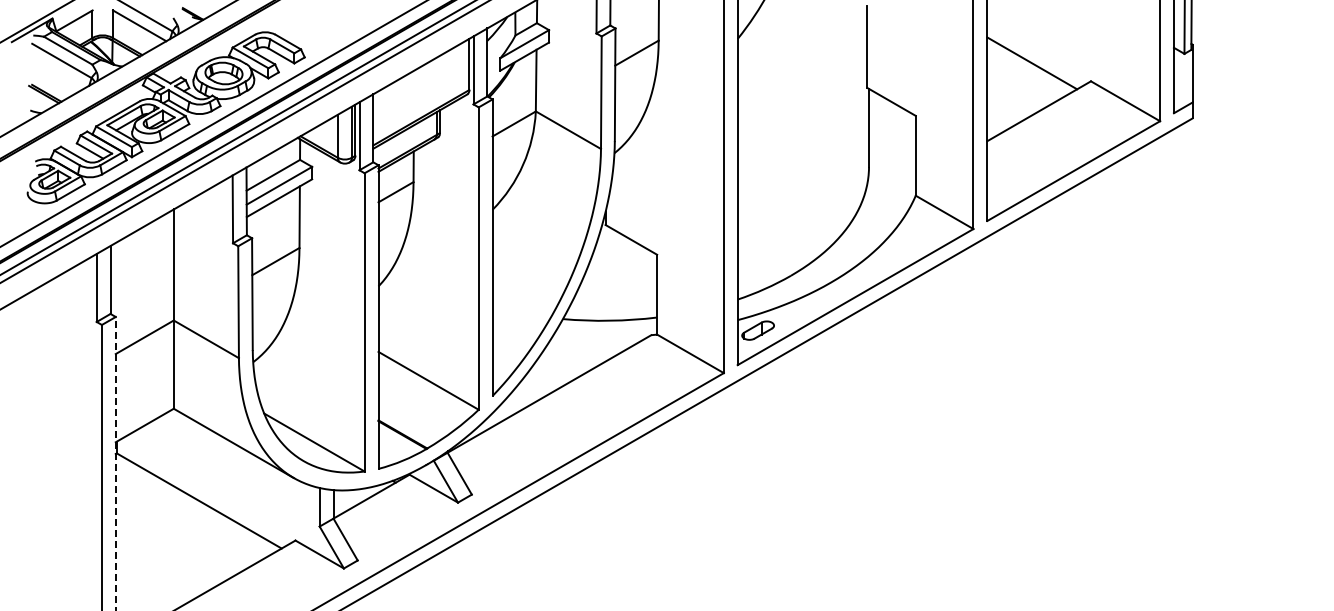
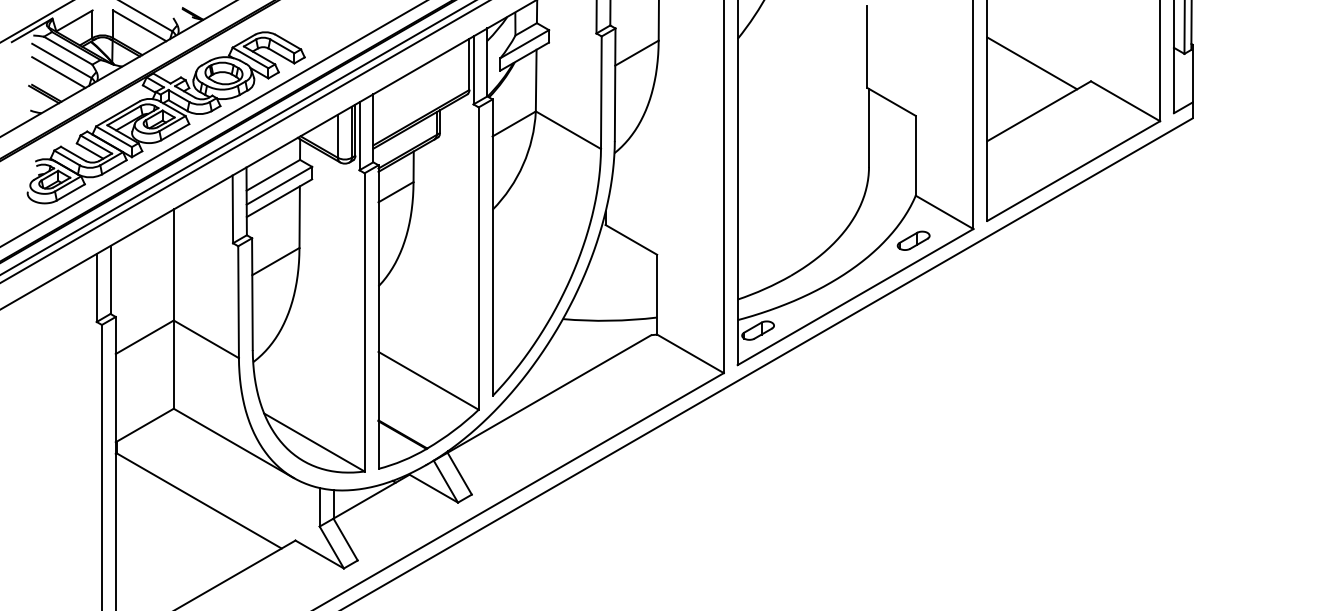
line: none -> present (58, 72)
part: none -> present (913, 240)
line: dashed -> solid (115, 463)
